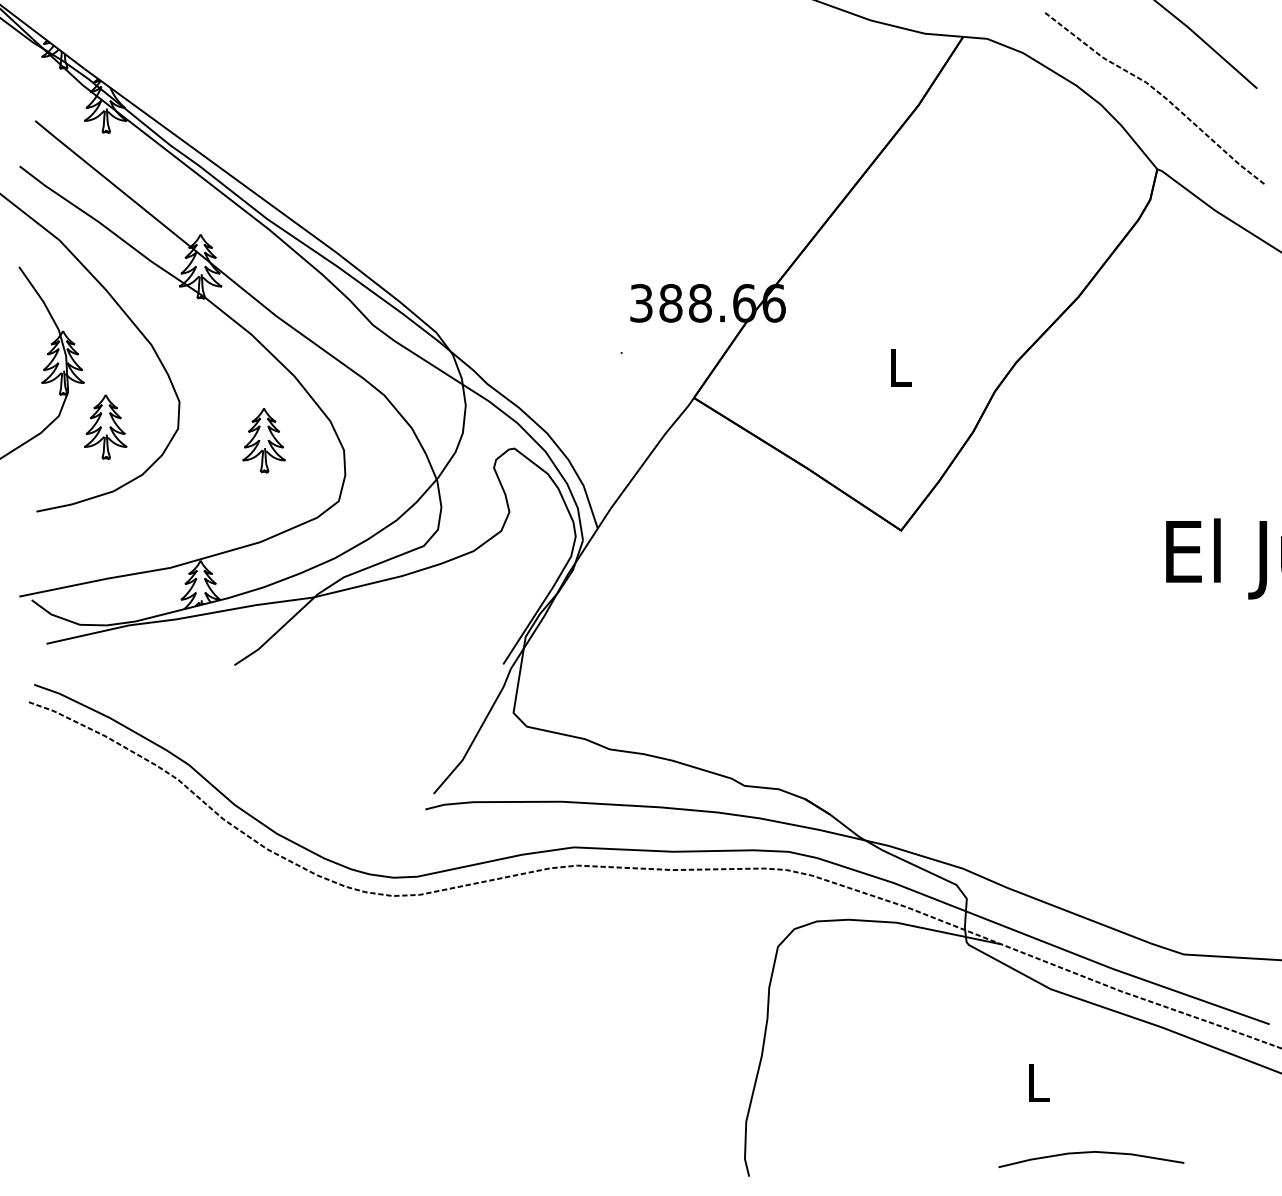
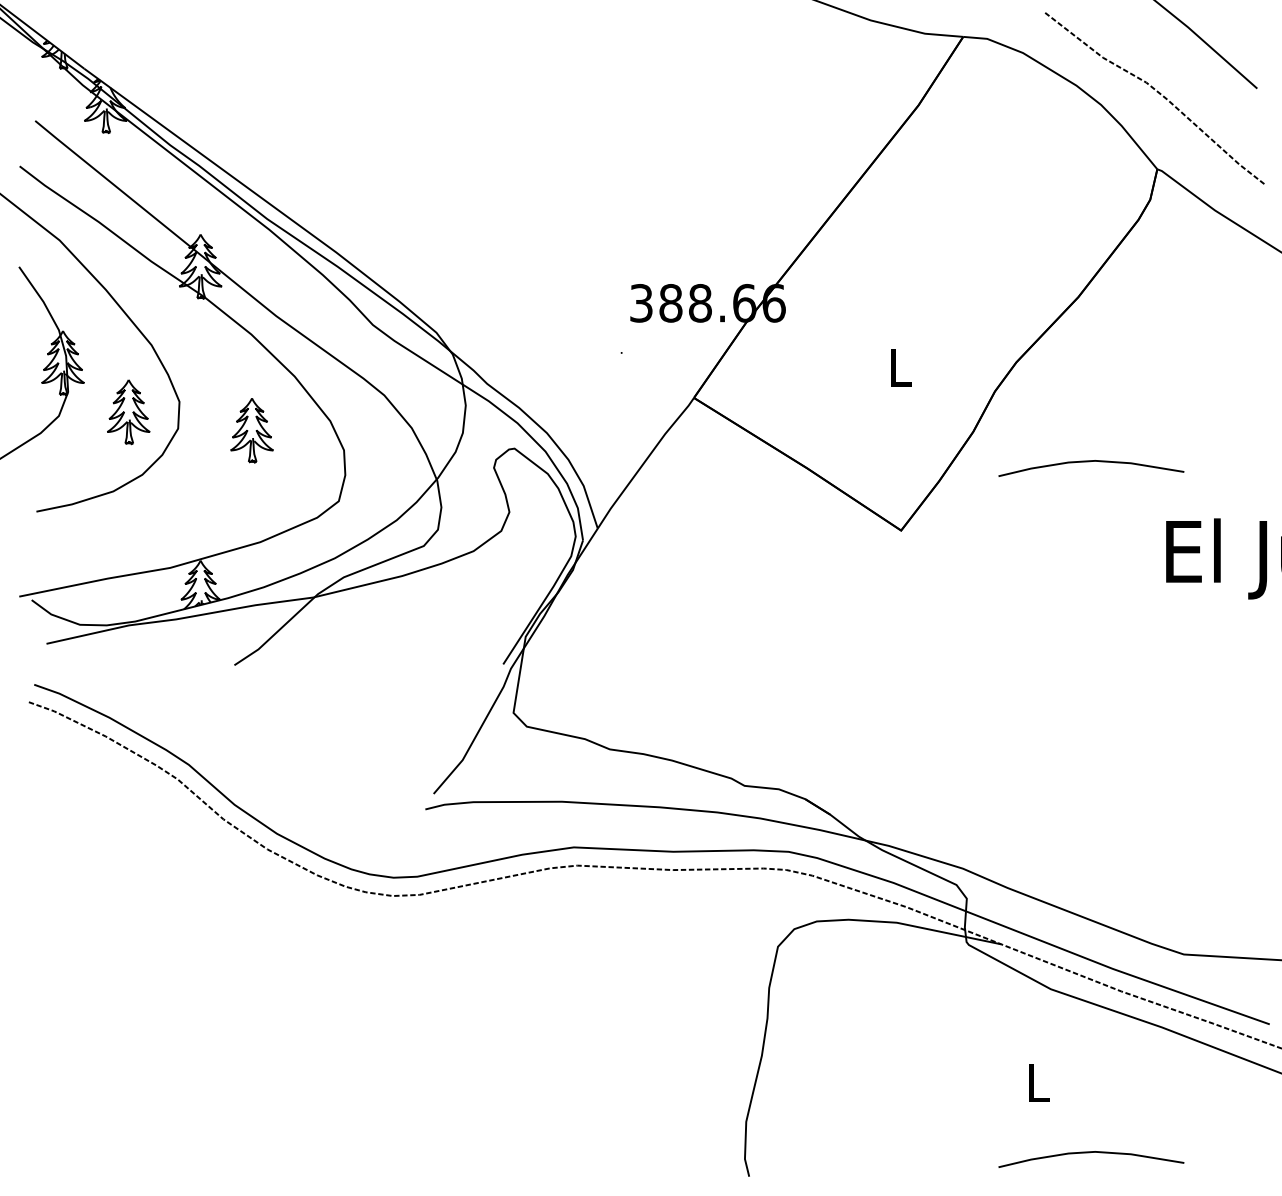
part position: (105, 427) -> (128, 412) (128, 412)
part position: (263, 440) -> (251, 430) (251, 430)
curve: none -> present (1090, 462)
